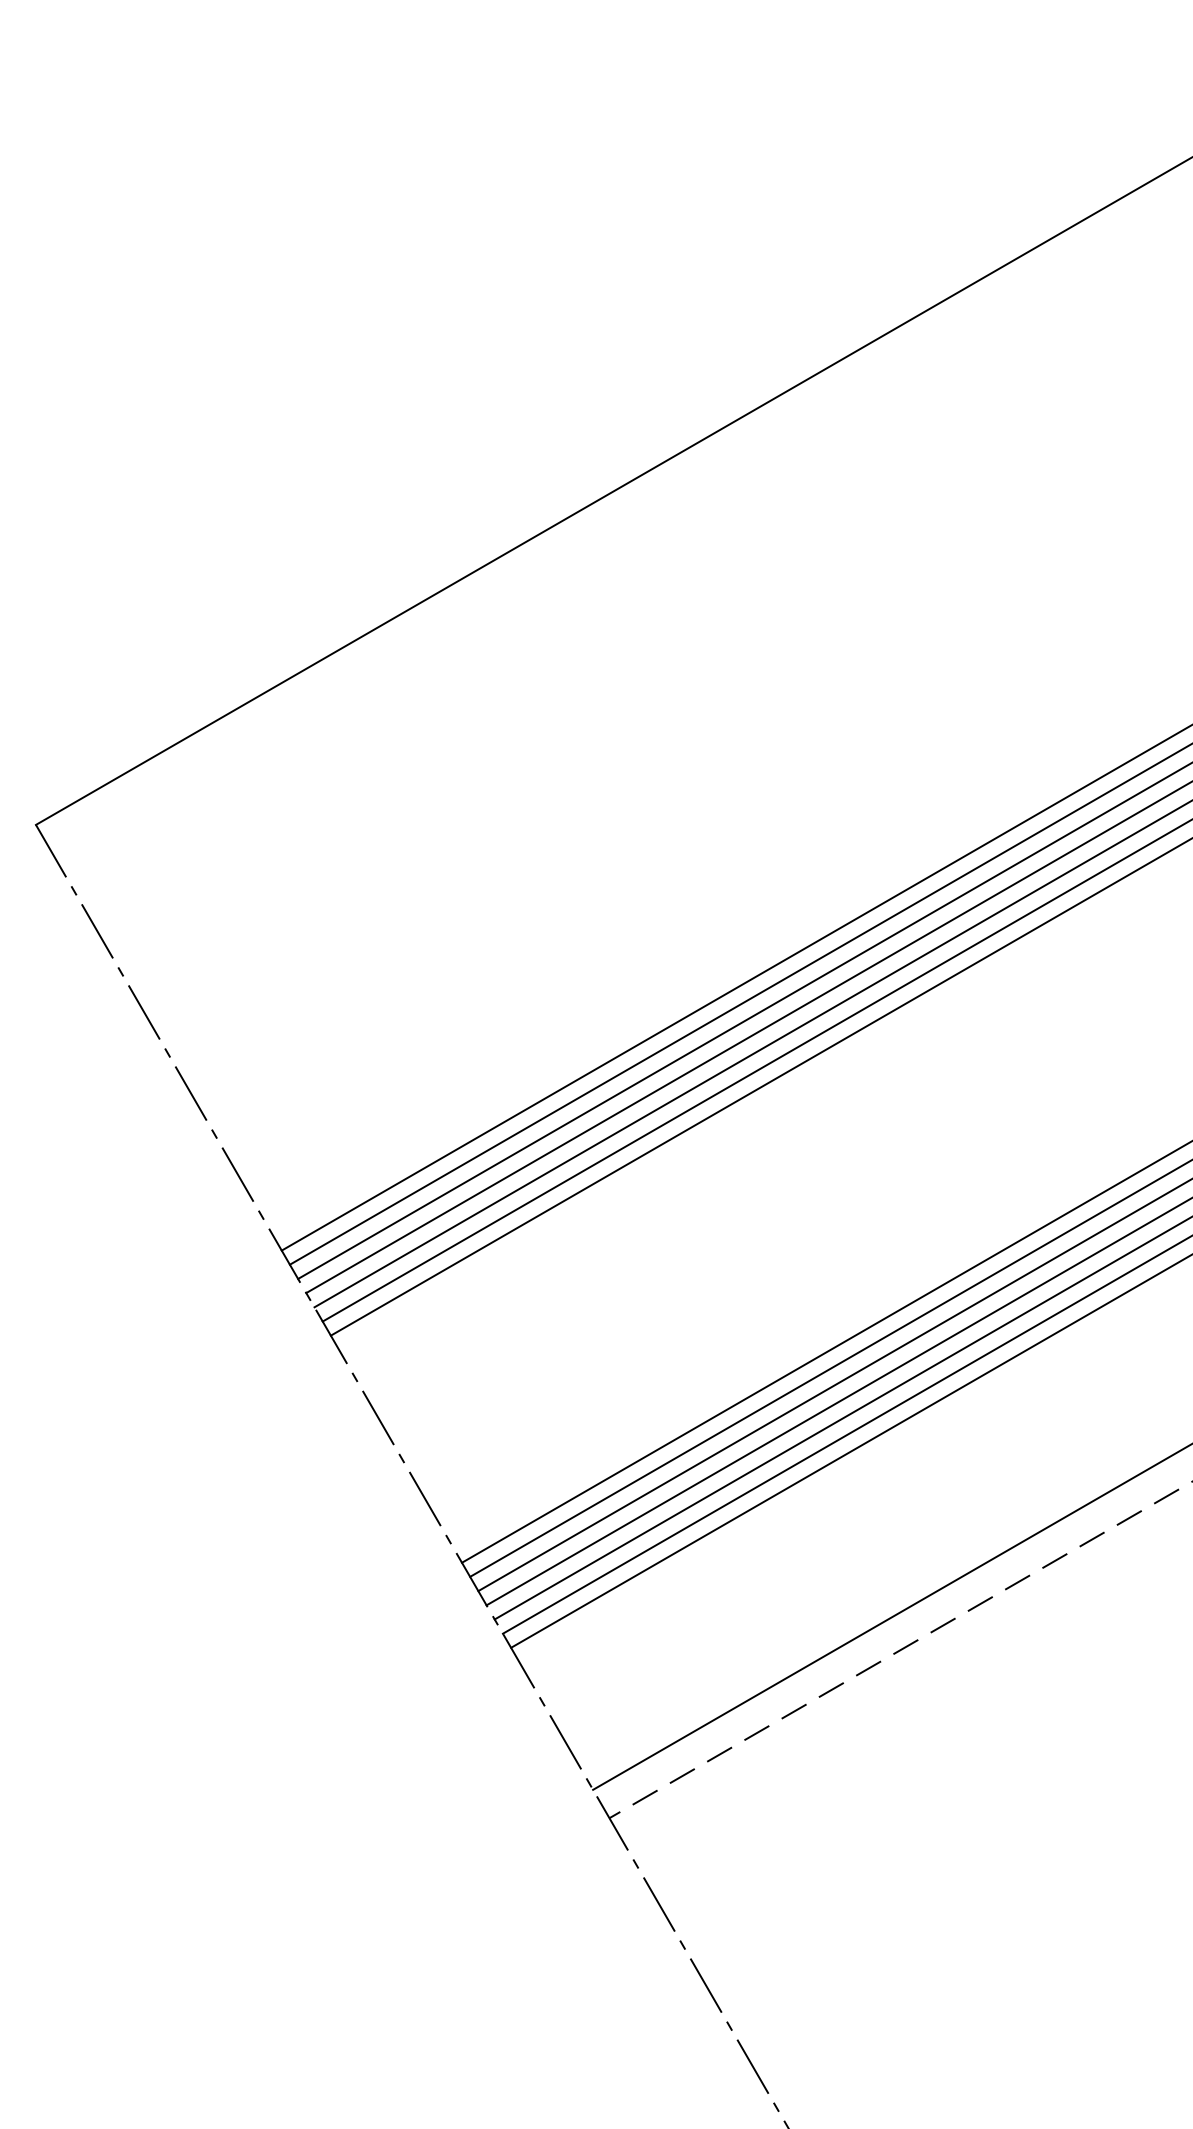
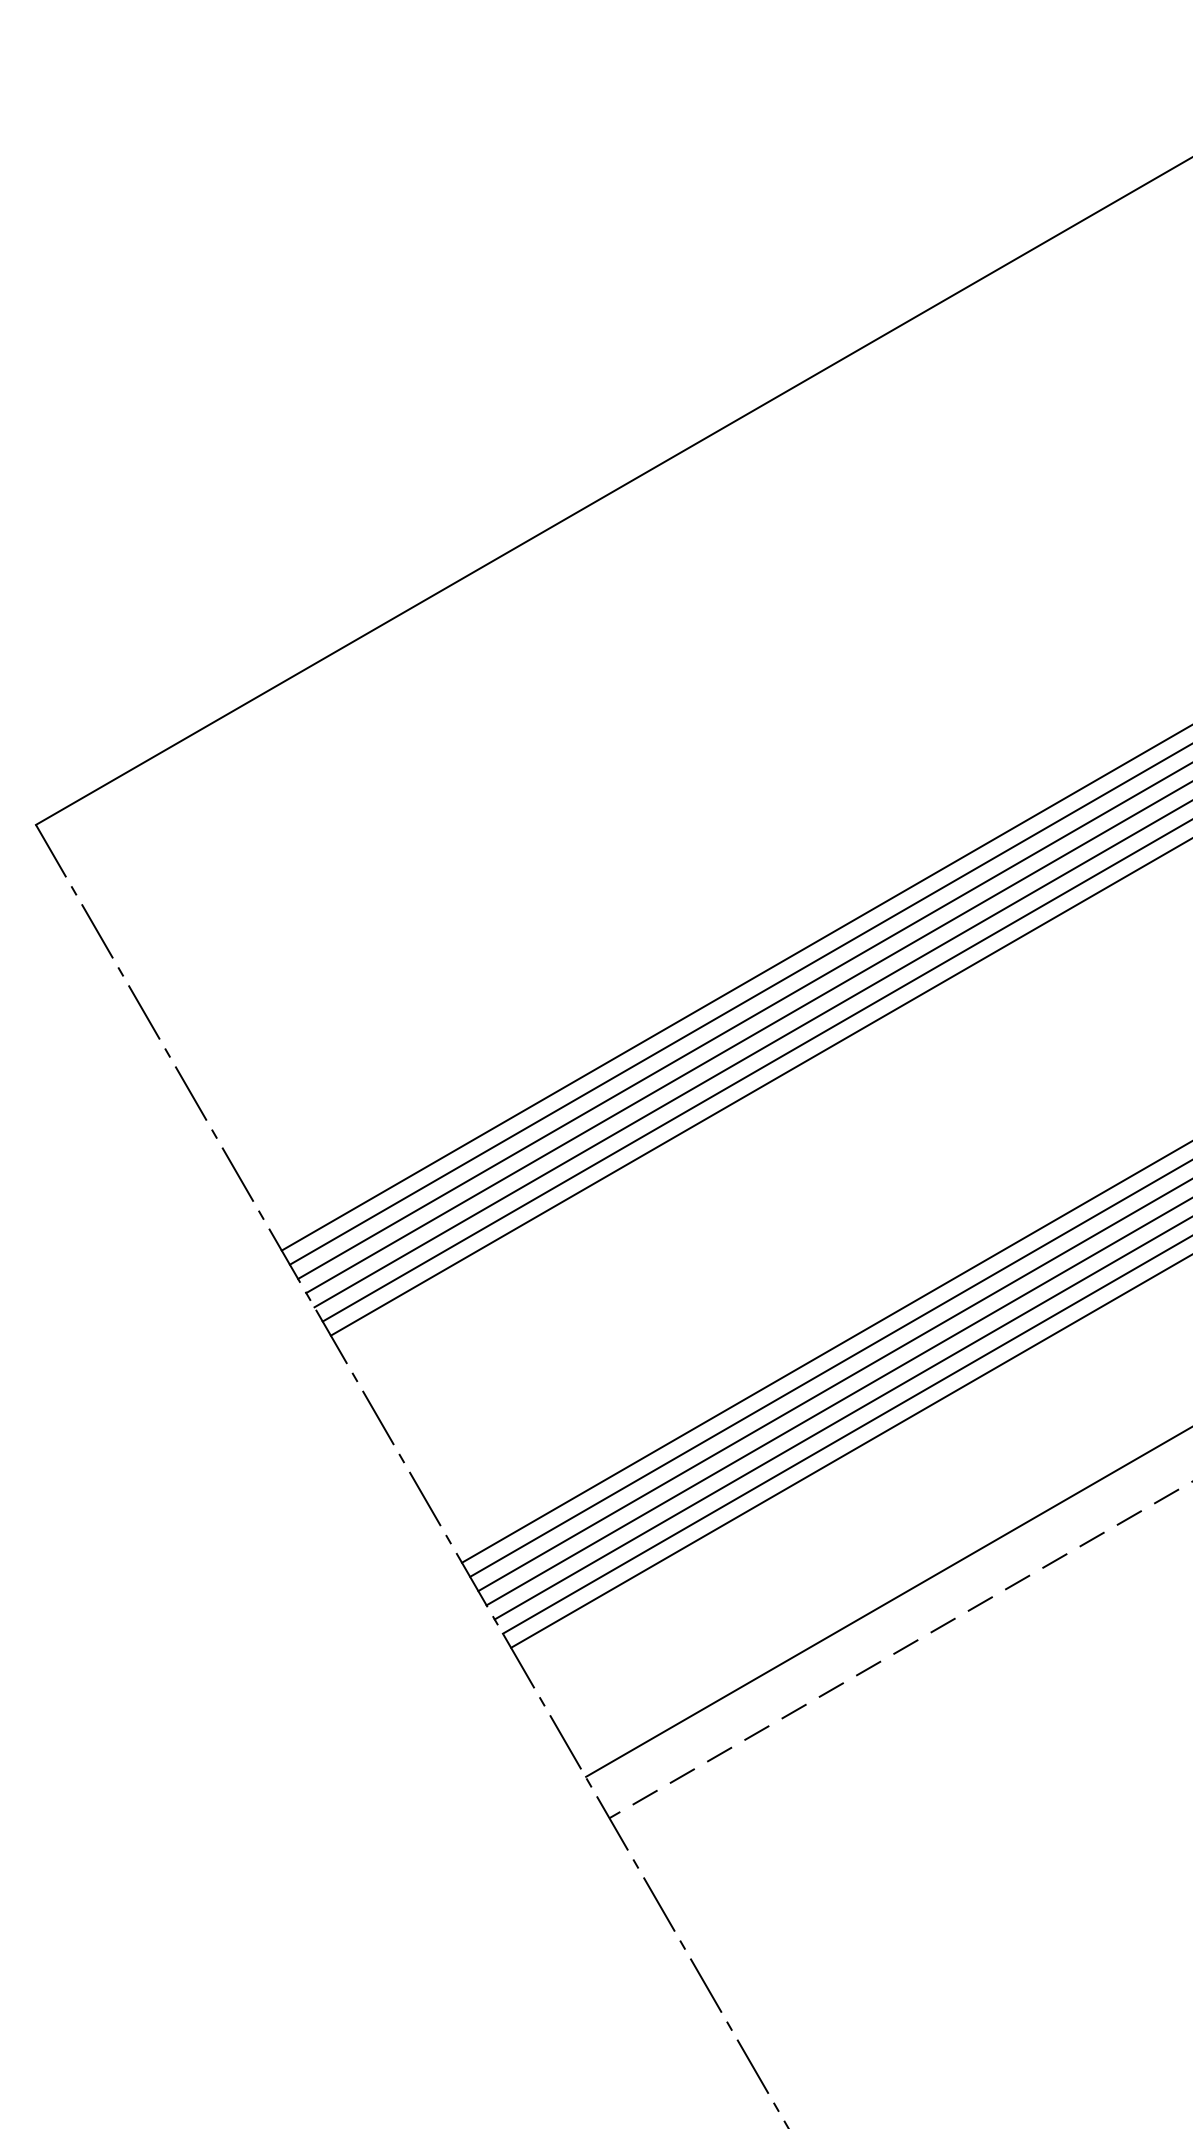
line position: (891, 1617) -> (887, 1602) (887, 1602)
